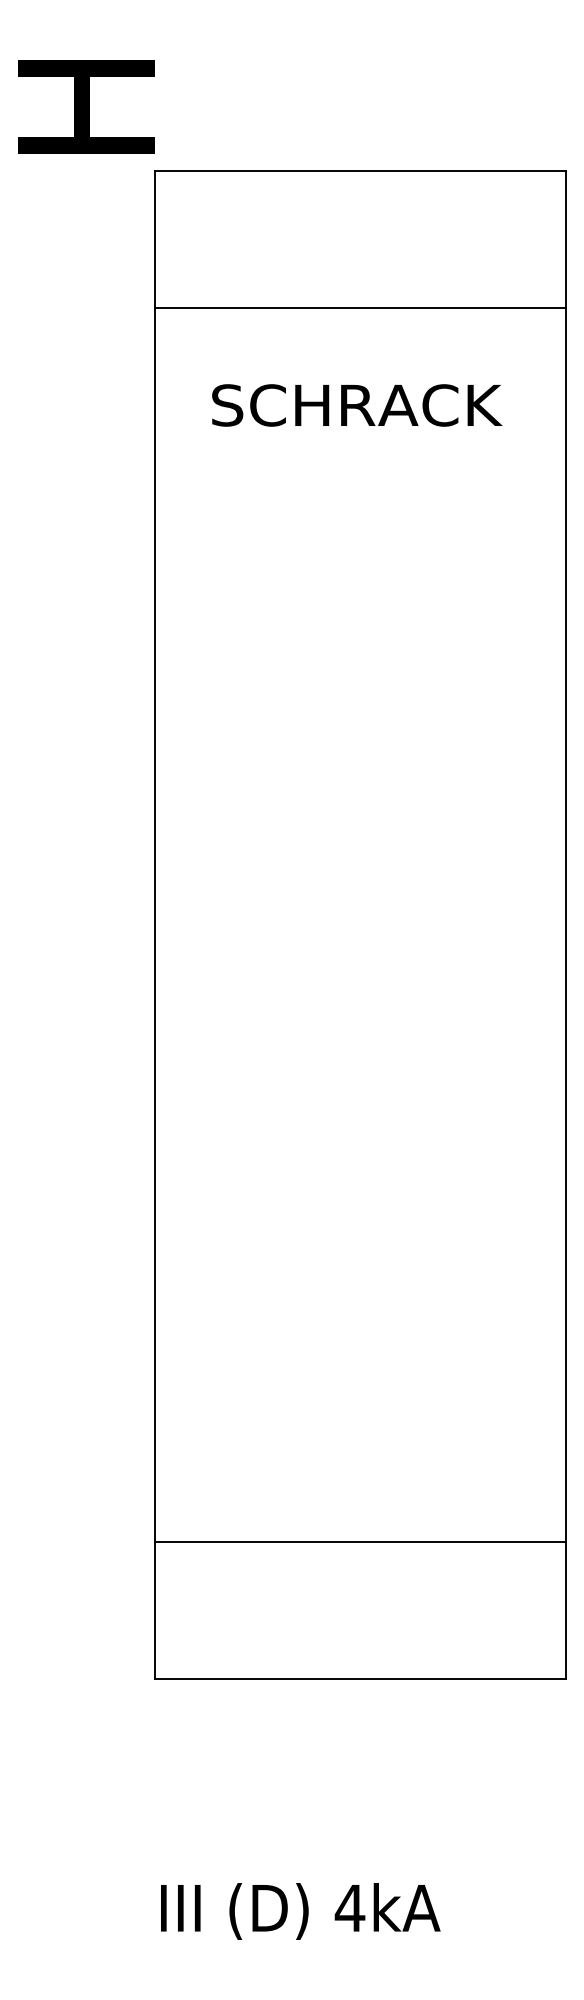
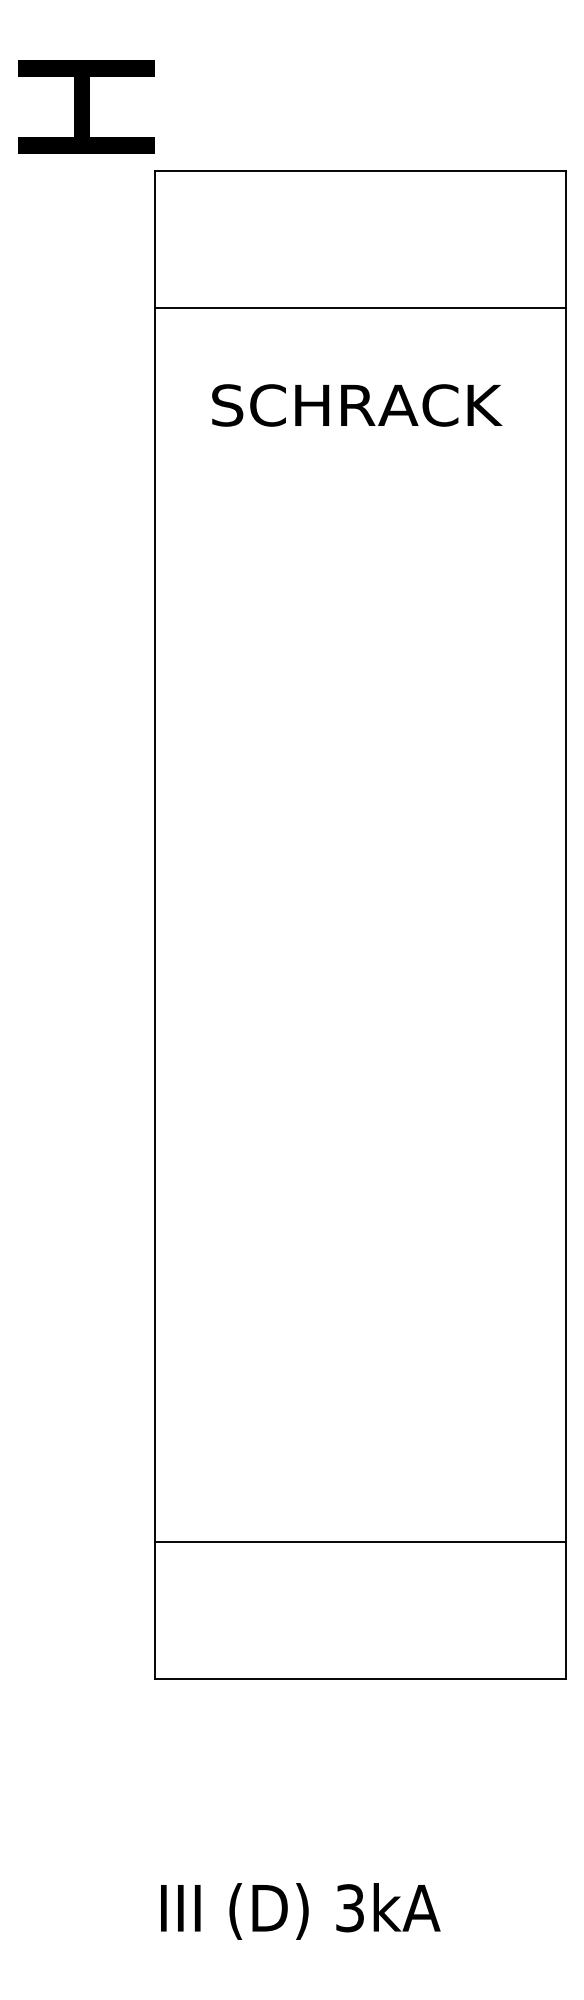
text: 4kA -> 3kA (349, 1908)
